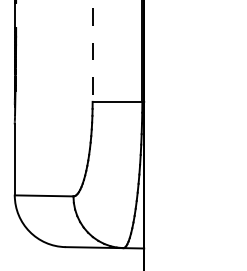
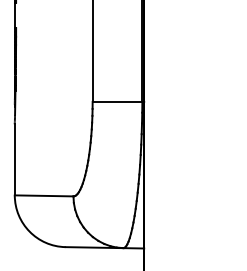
line: dashed -> solid (92, 51)
